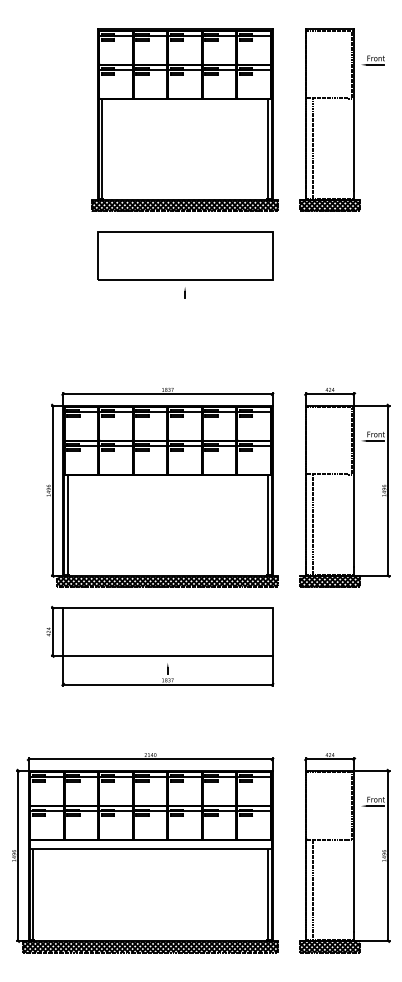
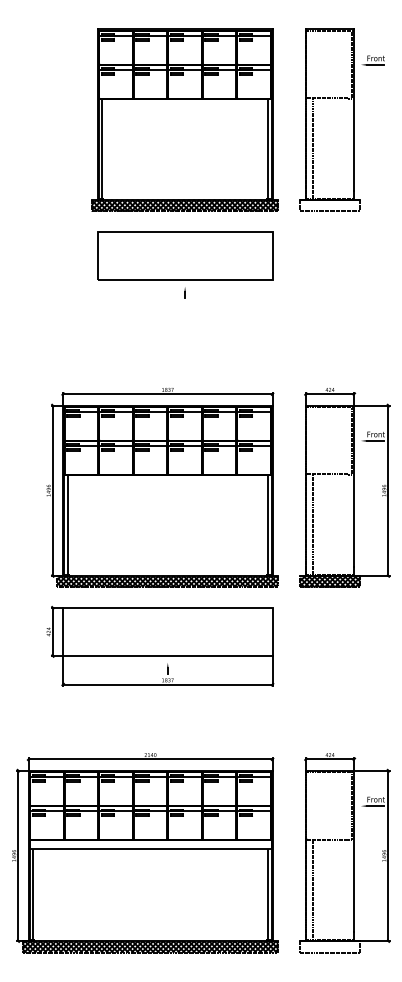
hatch: present -> none (329, 205)
hatch: present -> none (329, 946)
